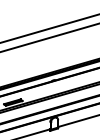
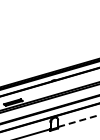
line: present -> none (49, 28)
line: present -> none (49, 37)
line: solid -> dashed (79, 120)
